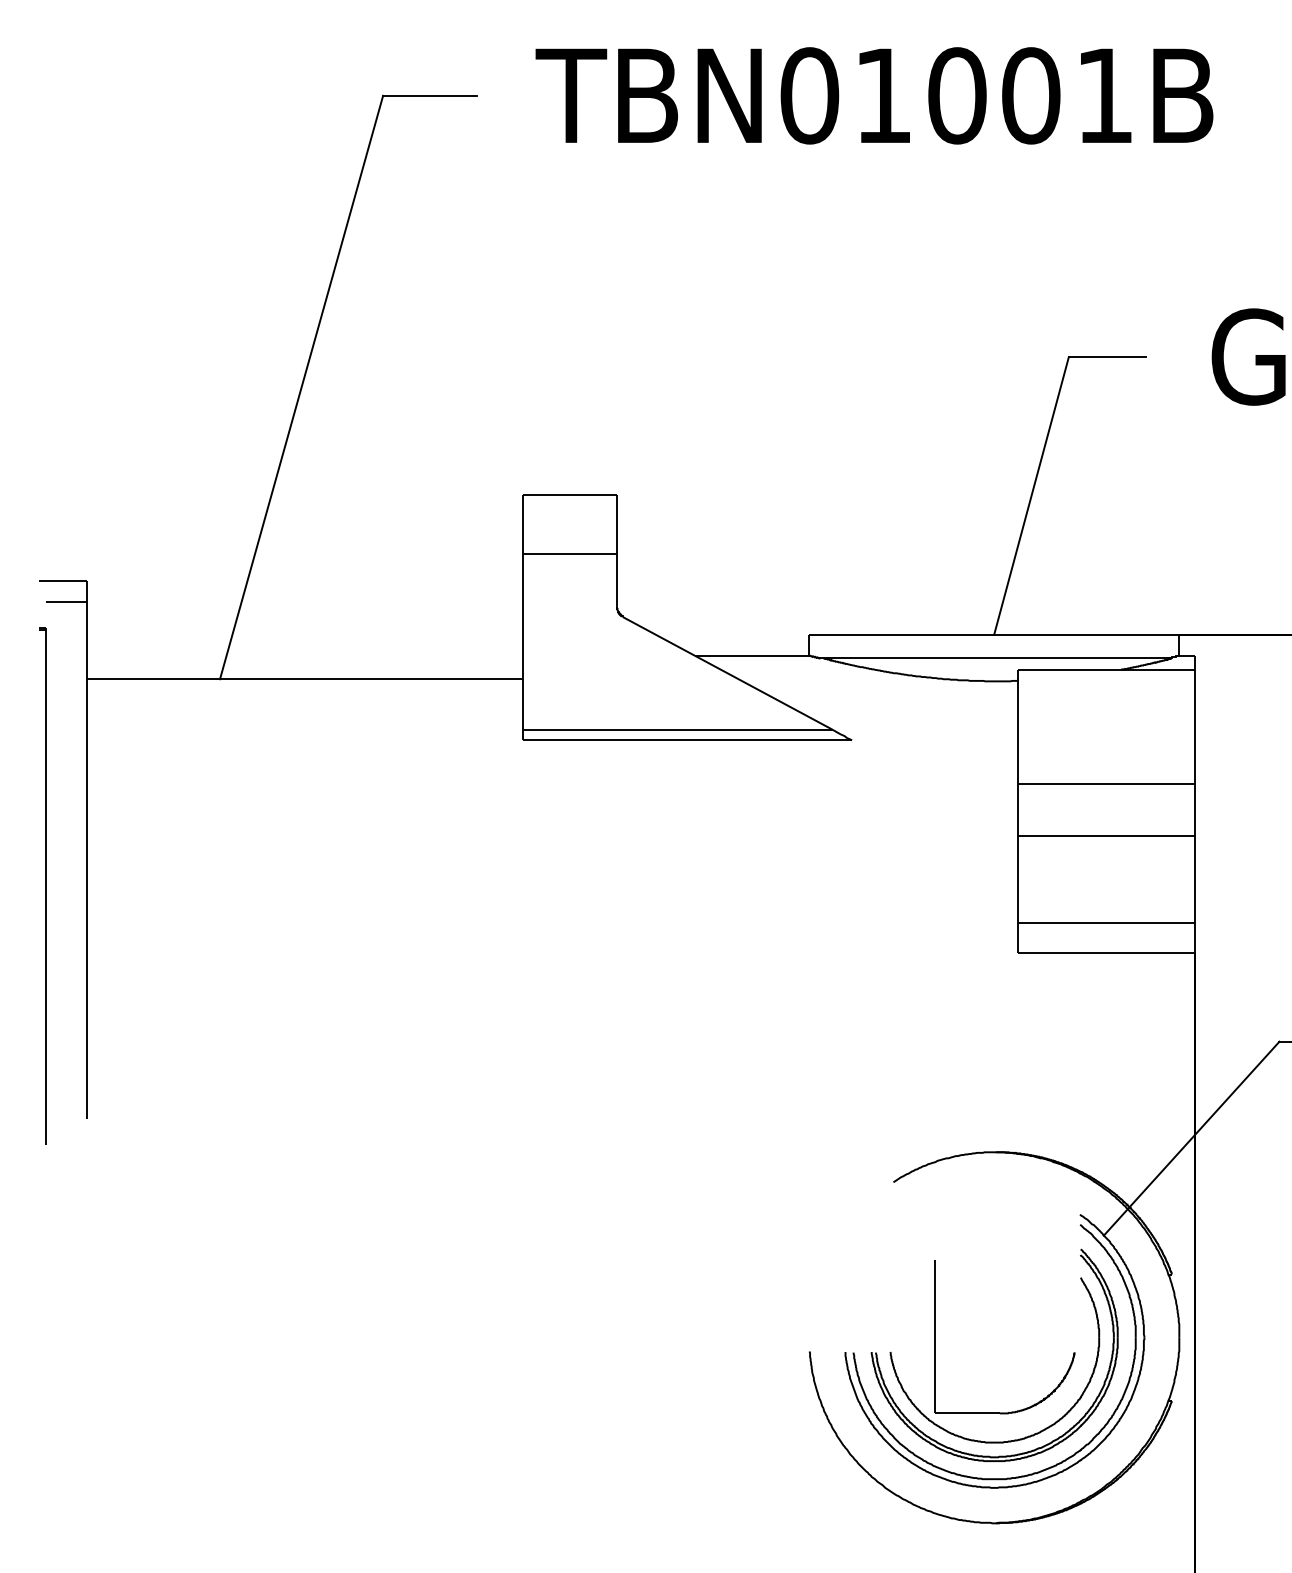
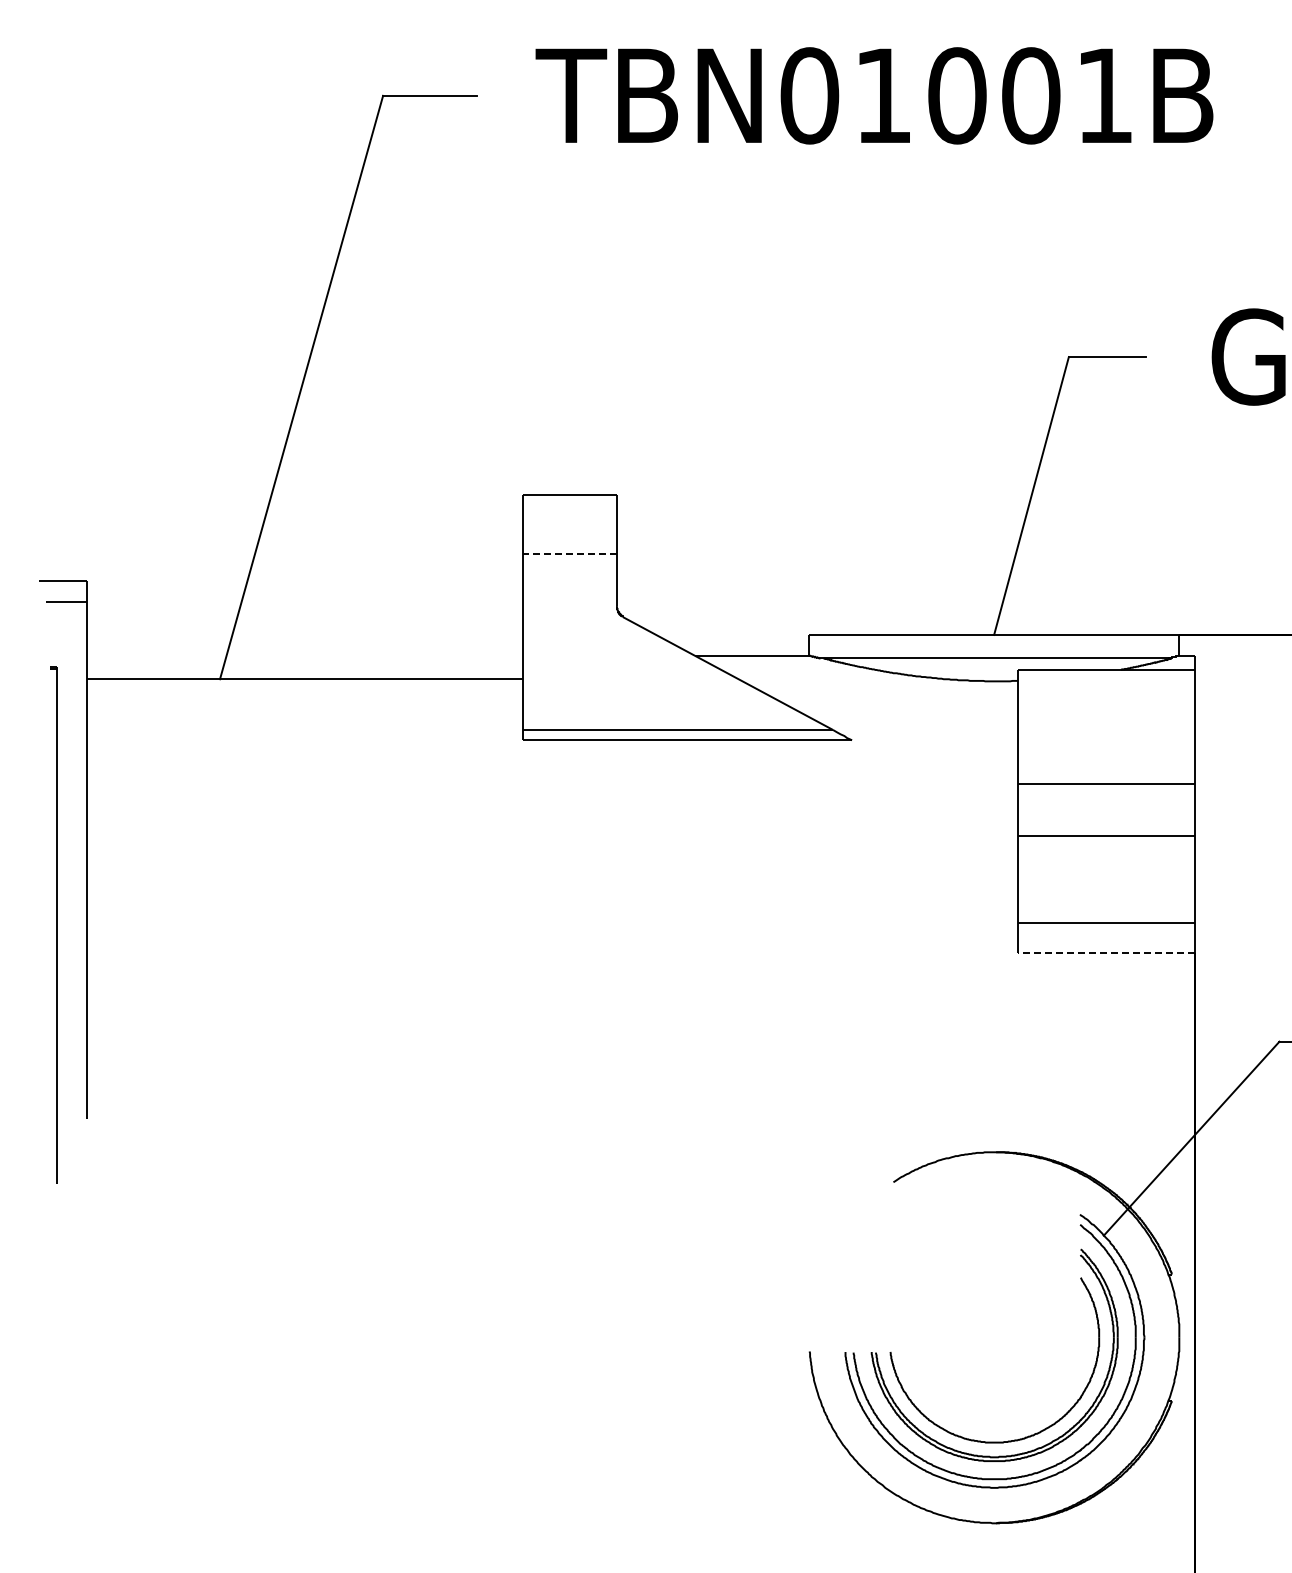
line: solid -> dashed (569, 554)
part position: (42, 885) -> (53, 924) (53, 924)
line: solid -> dashed (1106, 952)
part: present -> none (935, 1337)
